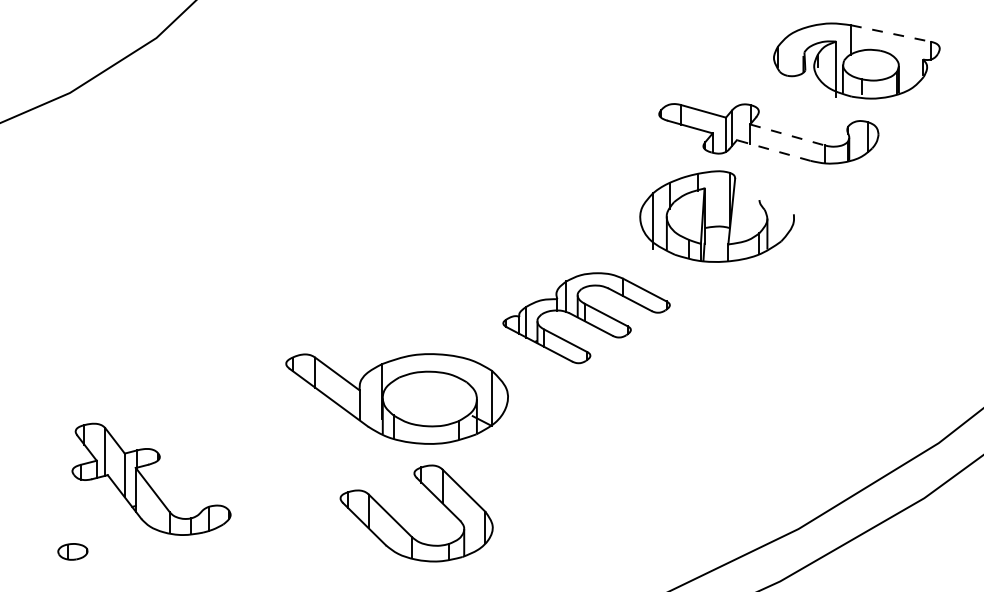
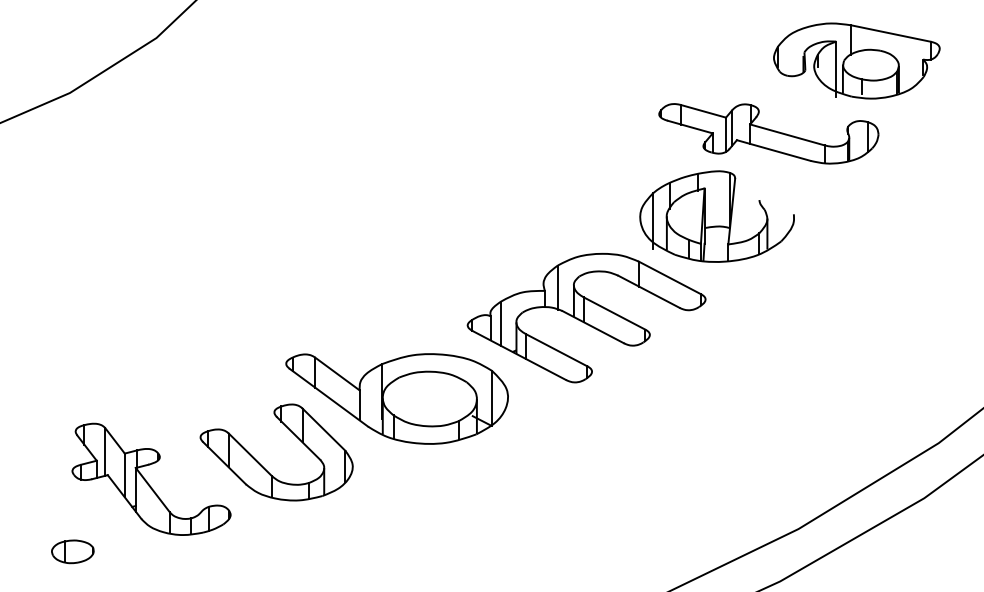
line: dashed -> solid (890, 33)
line: dashed -> solid (787, 134)
line: dashed -> solid (773, 150)
part size: 169x93 px -> 241x131 px (586, 318)
part position: (402, 526) -> (262, 465) (262, 465)
part size: 32x18 px -> 44x26 px (72, 551)
